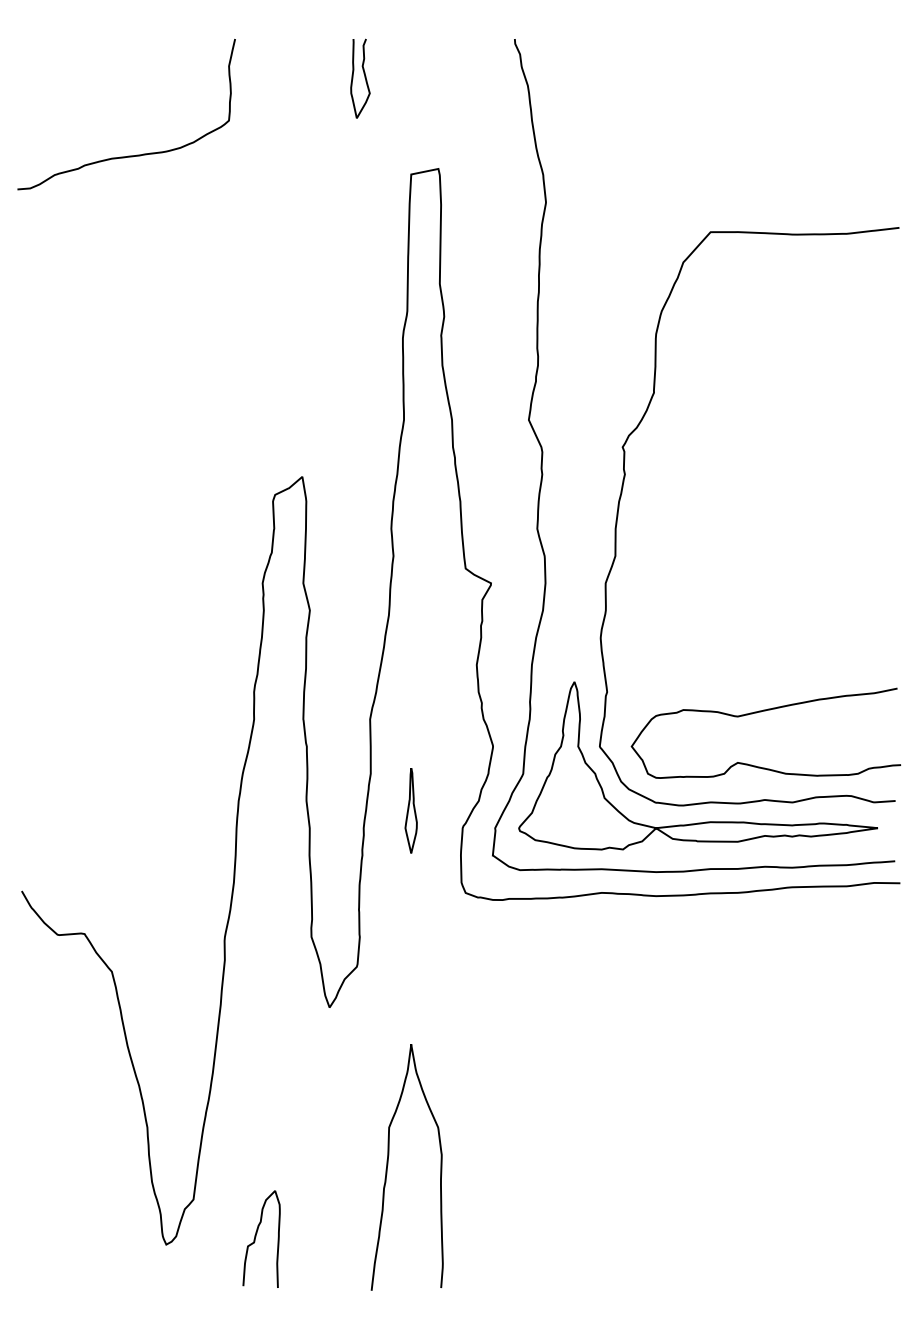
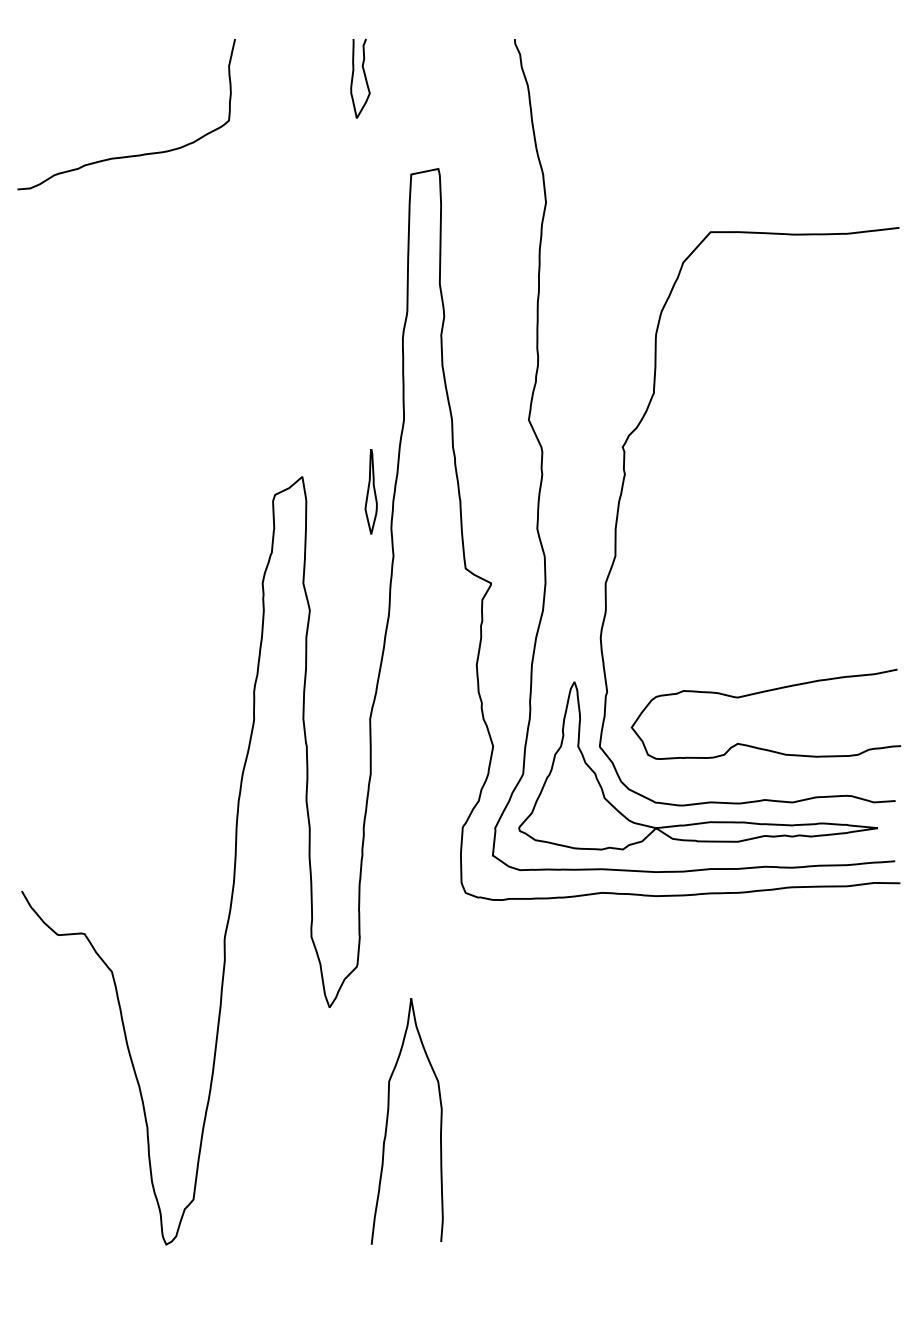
curve position: (761, 712) -> (761, 693) (761, 693)
part position: (410, 810) -> (370, 491) (370, 491)
curve position: (388, 1165) -> (388, 1119) (388, 1119)
curve: present -> none (256, 1237)
